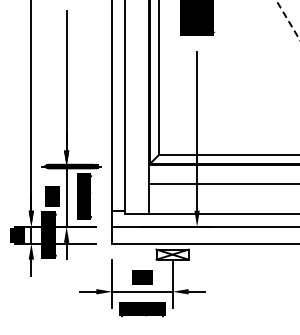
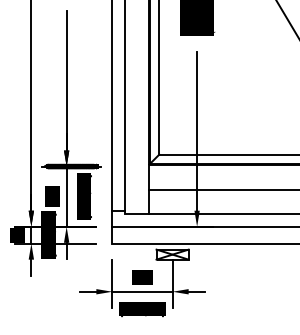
line: dashed -> solid (287, 19)
line position: (222, 184) -> (222, 190) (222, 190)
